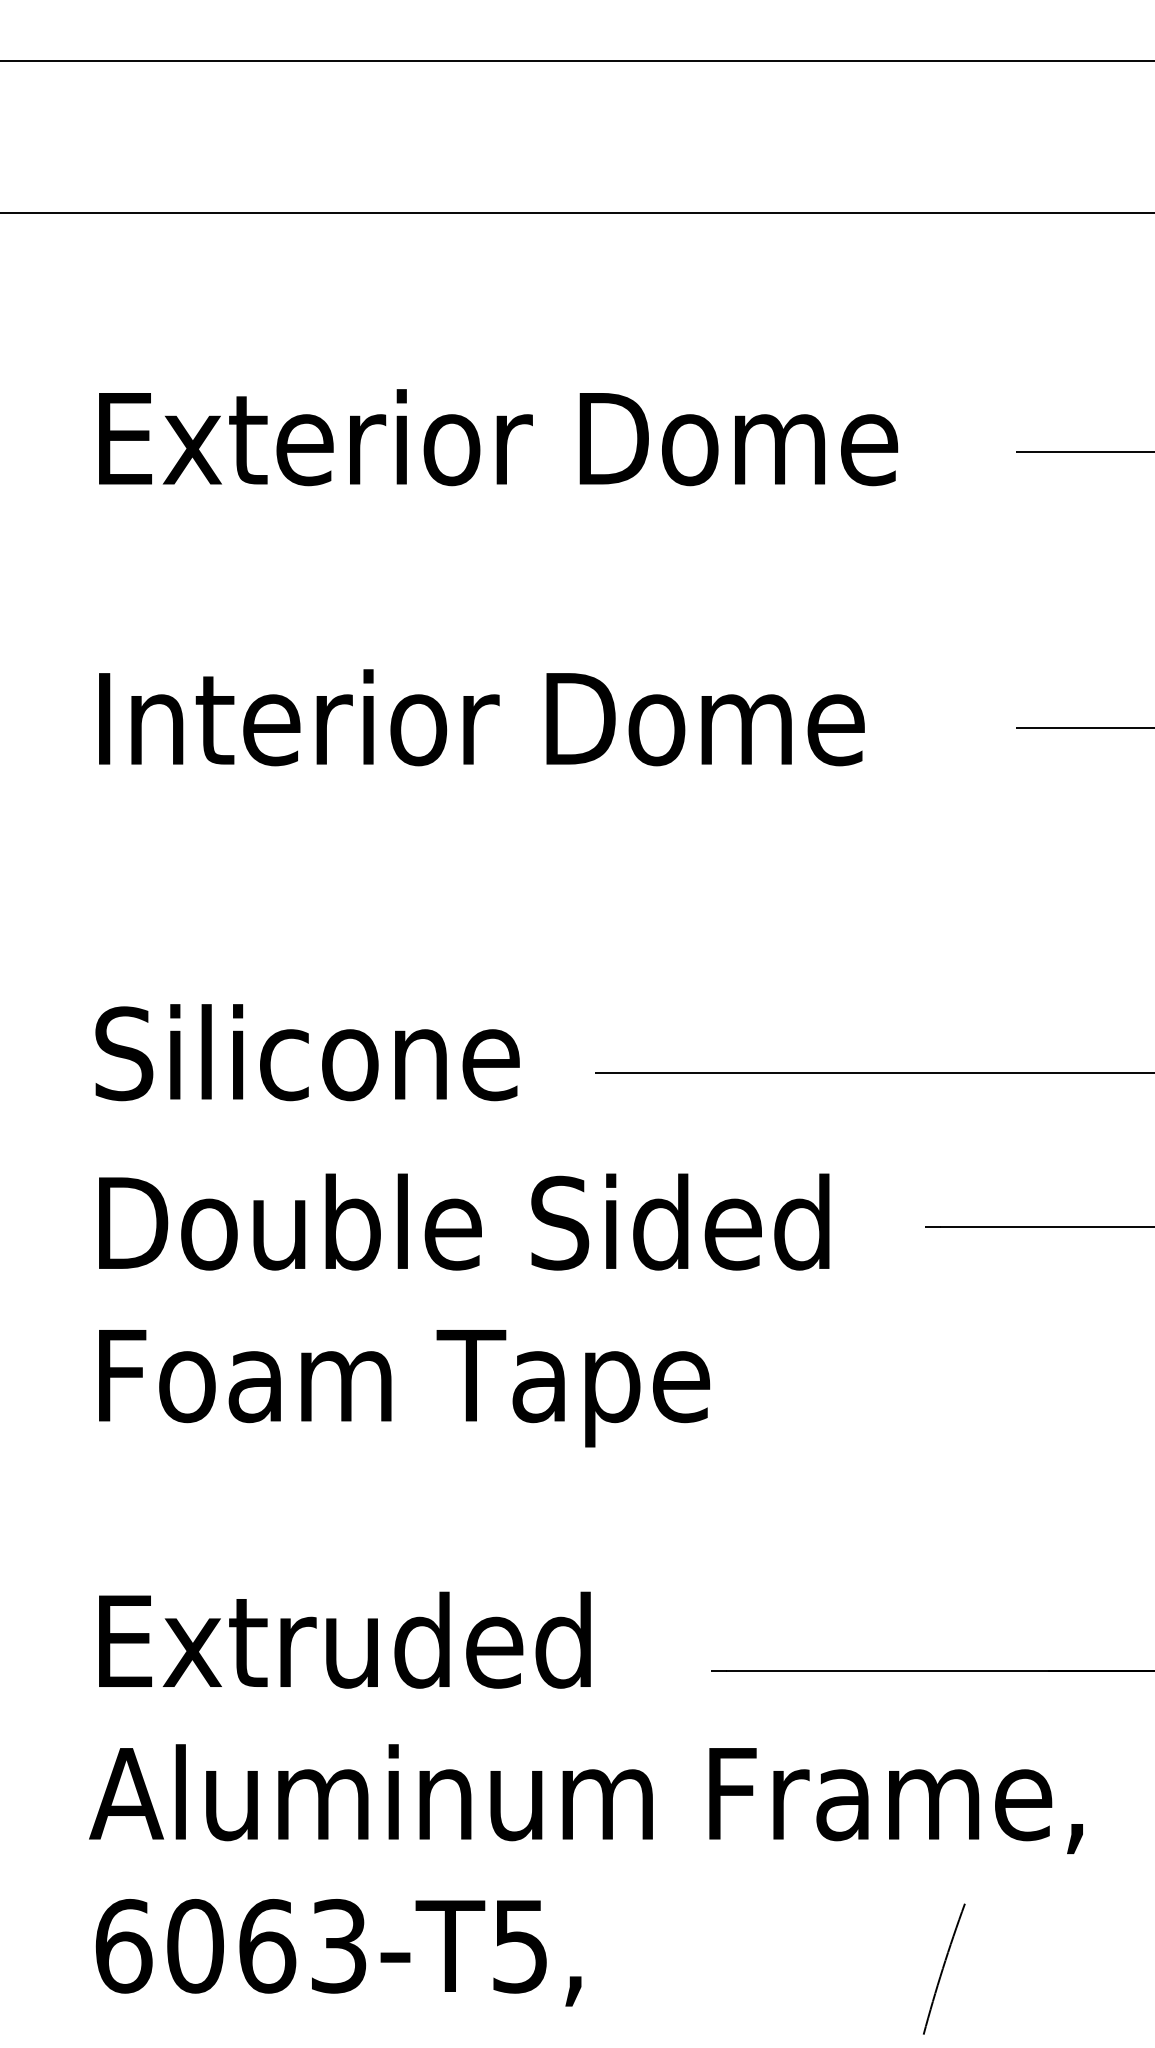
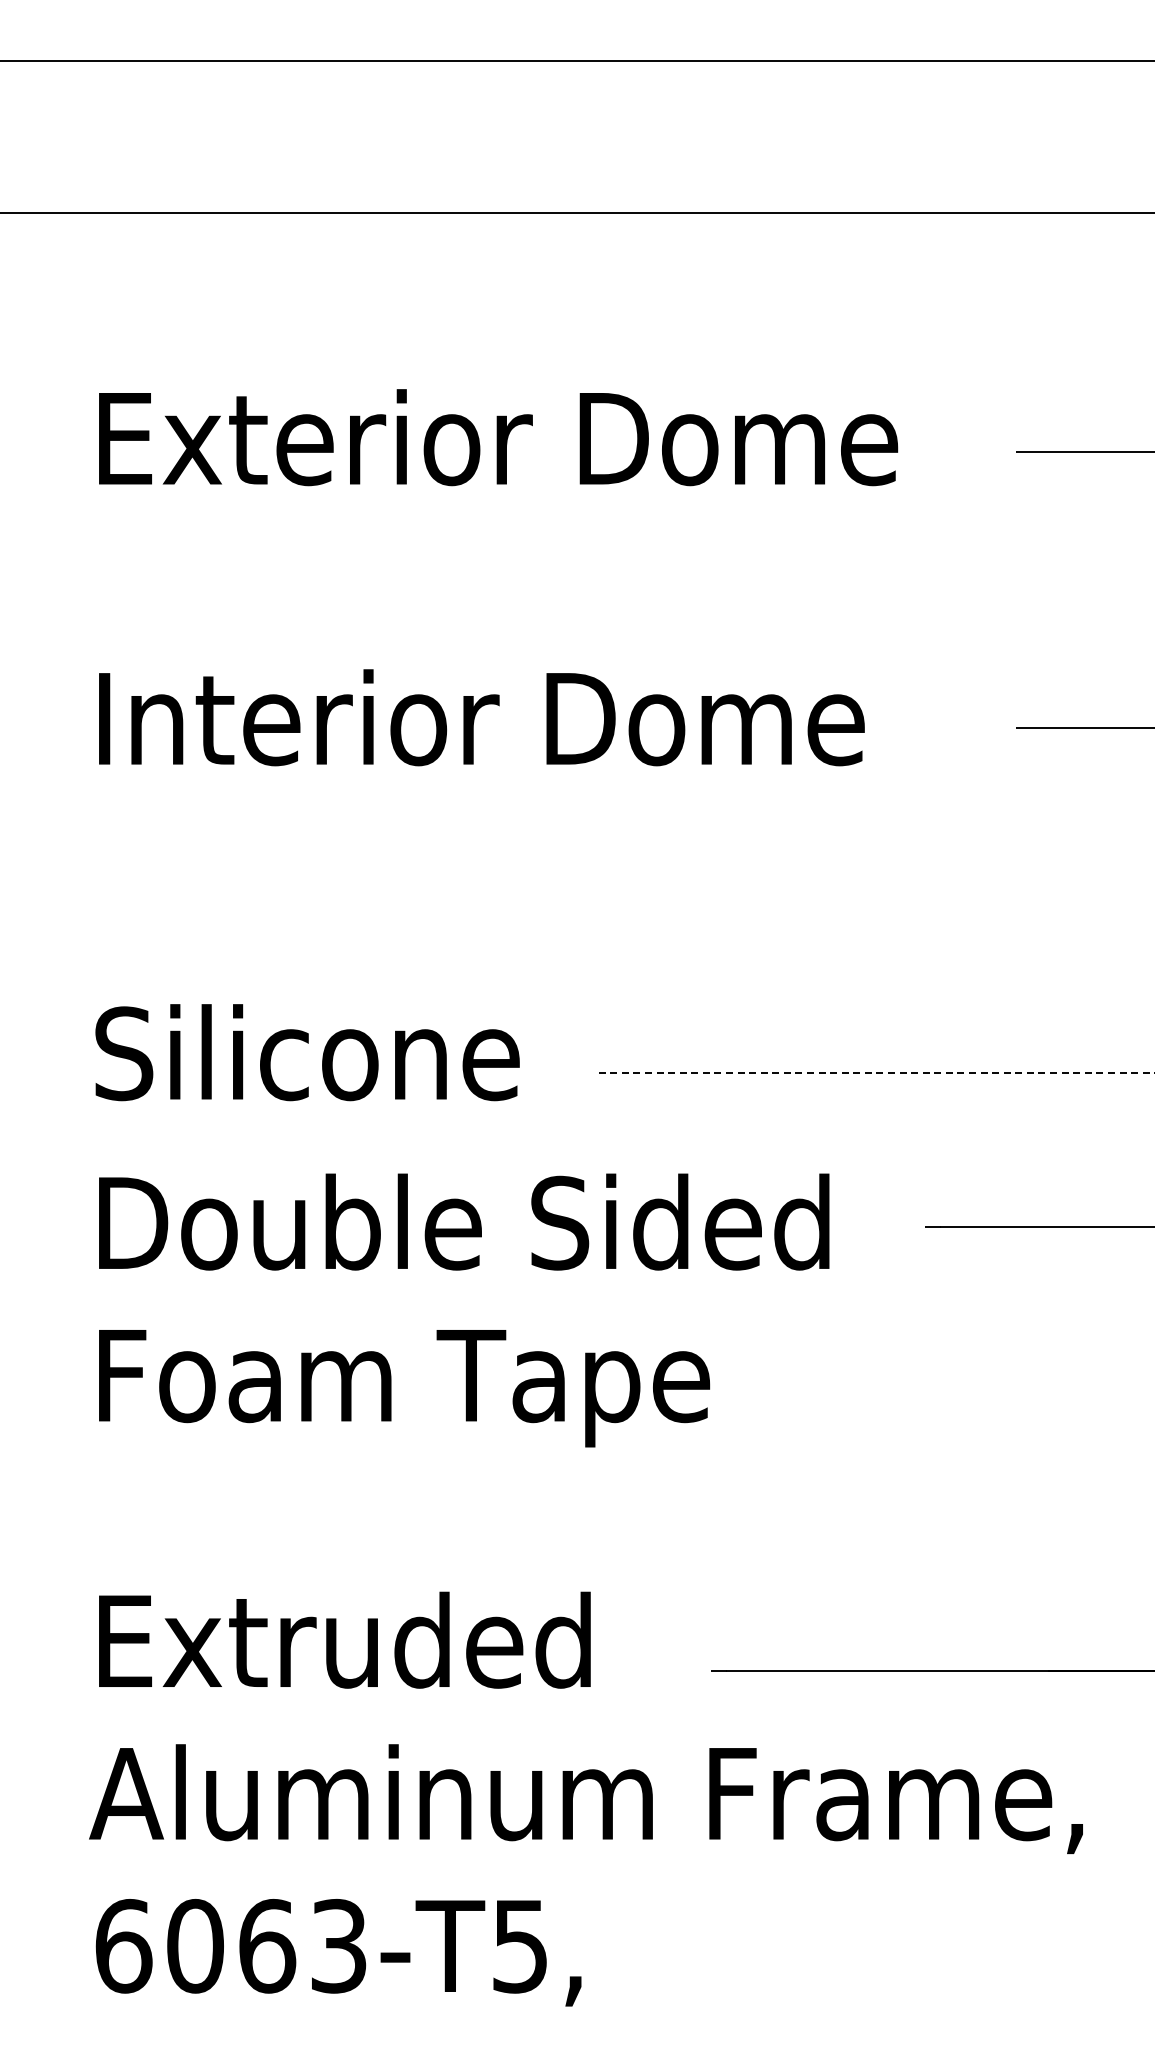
line: solid -> dashed (874, 1073)
arc: present -> none (944, 1967)
